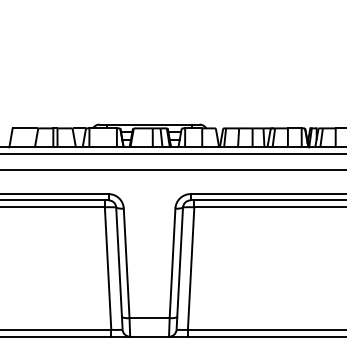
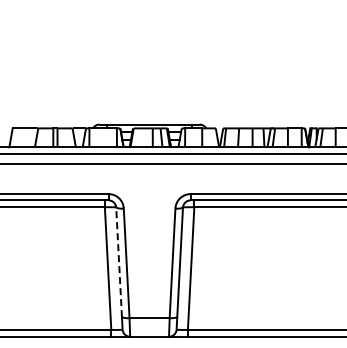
line position: (172, 170) -> (172, 164) (172, 164)
line: solid -> dashed (119, 262)
